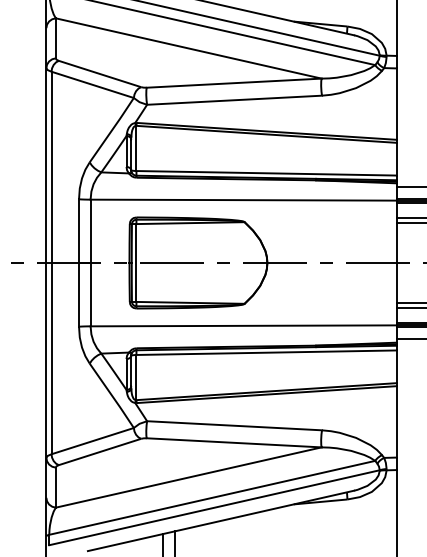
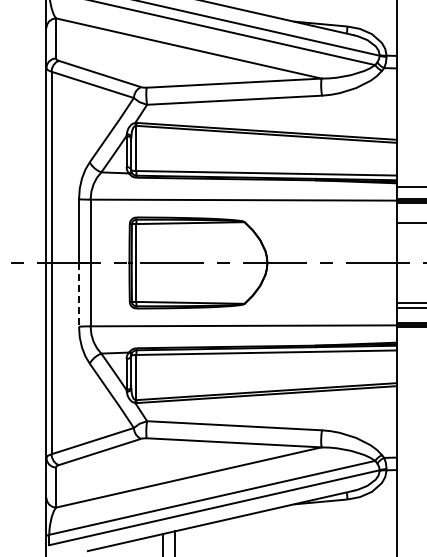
line: present -> none (409, 217)
line: solid -> dashed (79, 294)
line: present -> none (409, 338)
